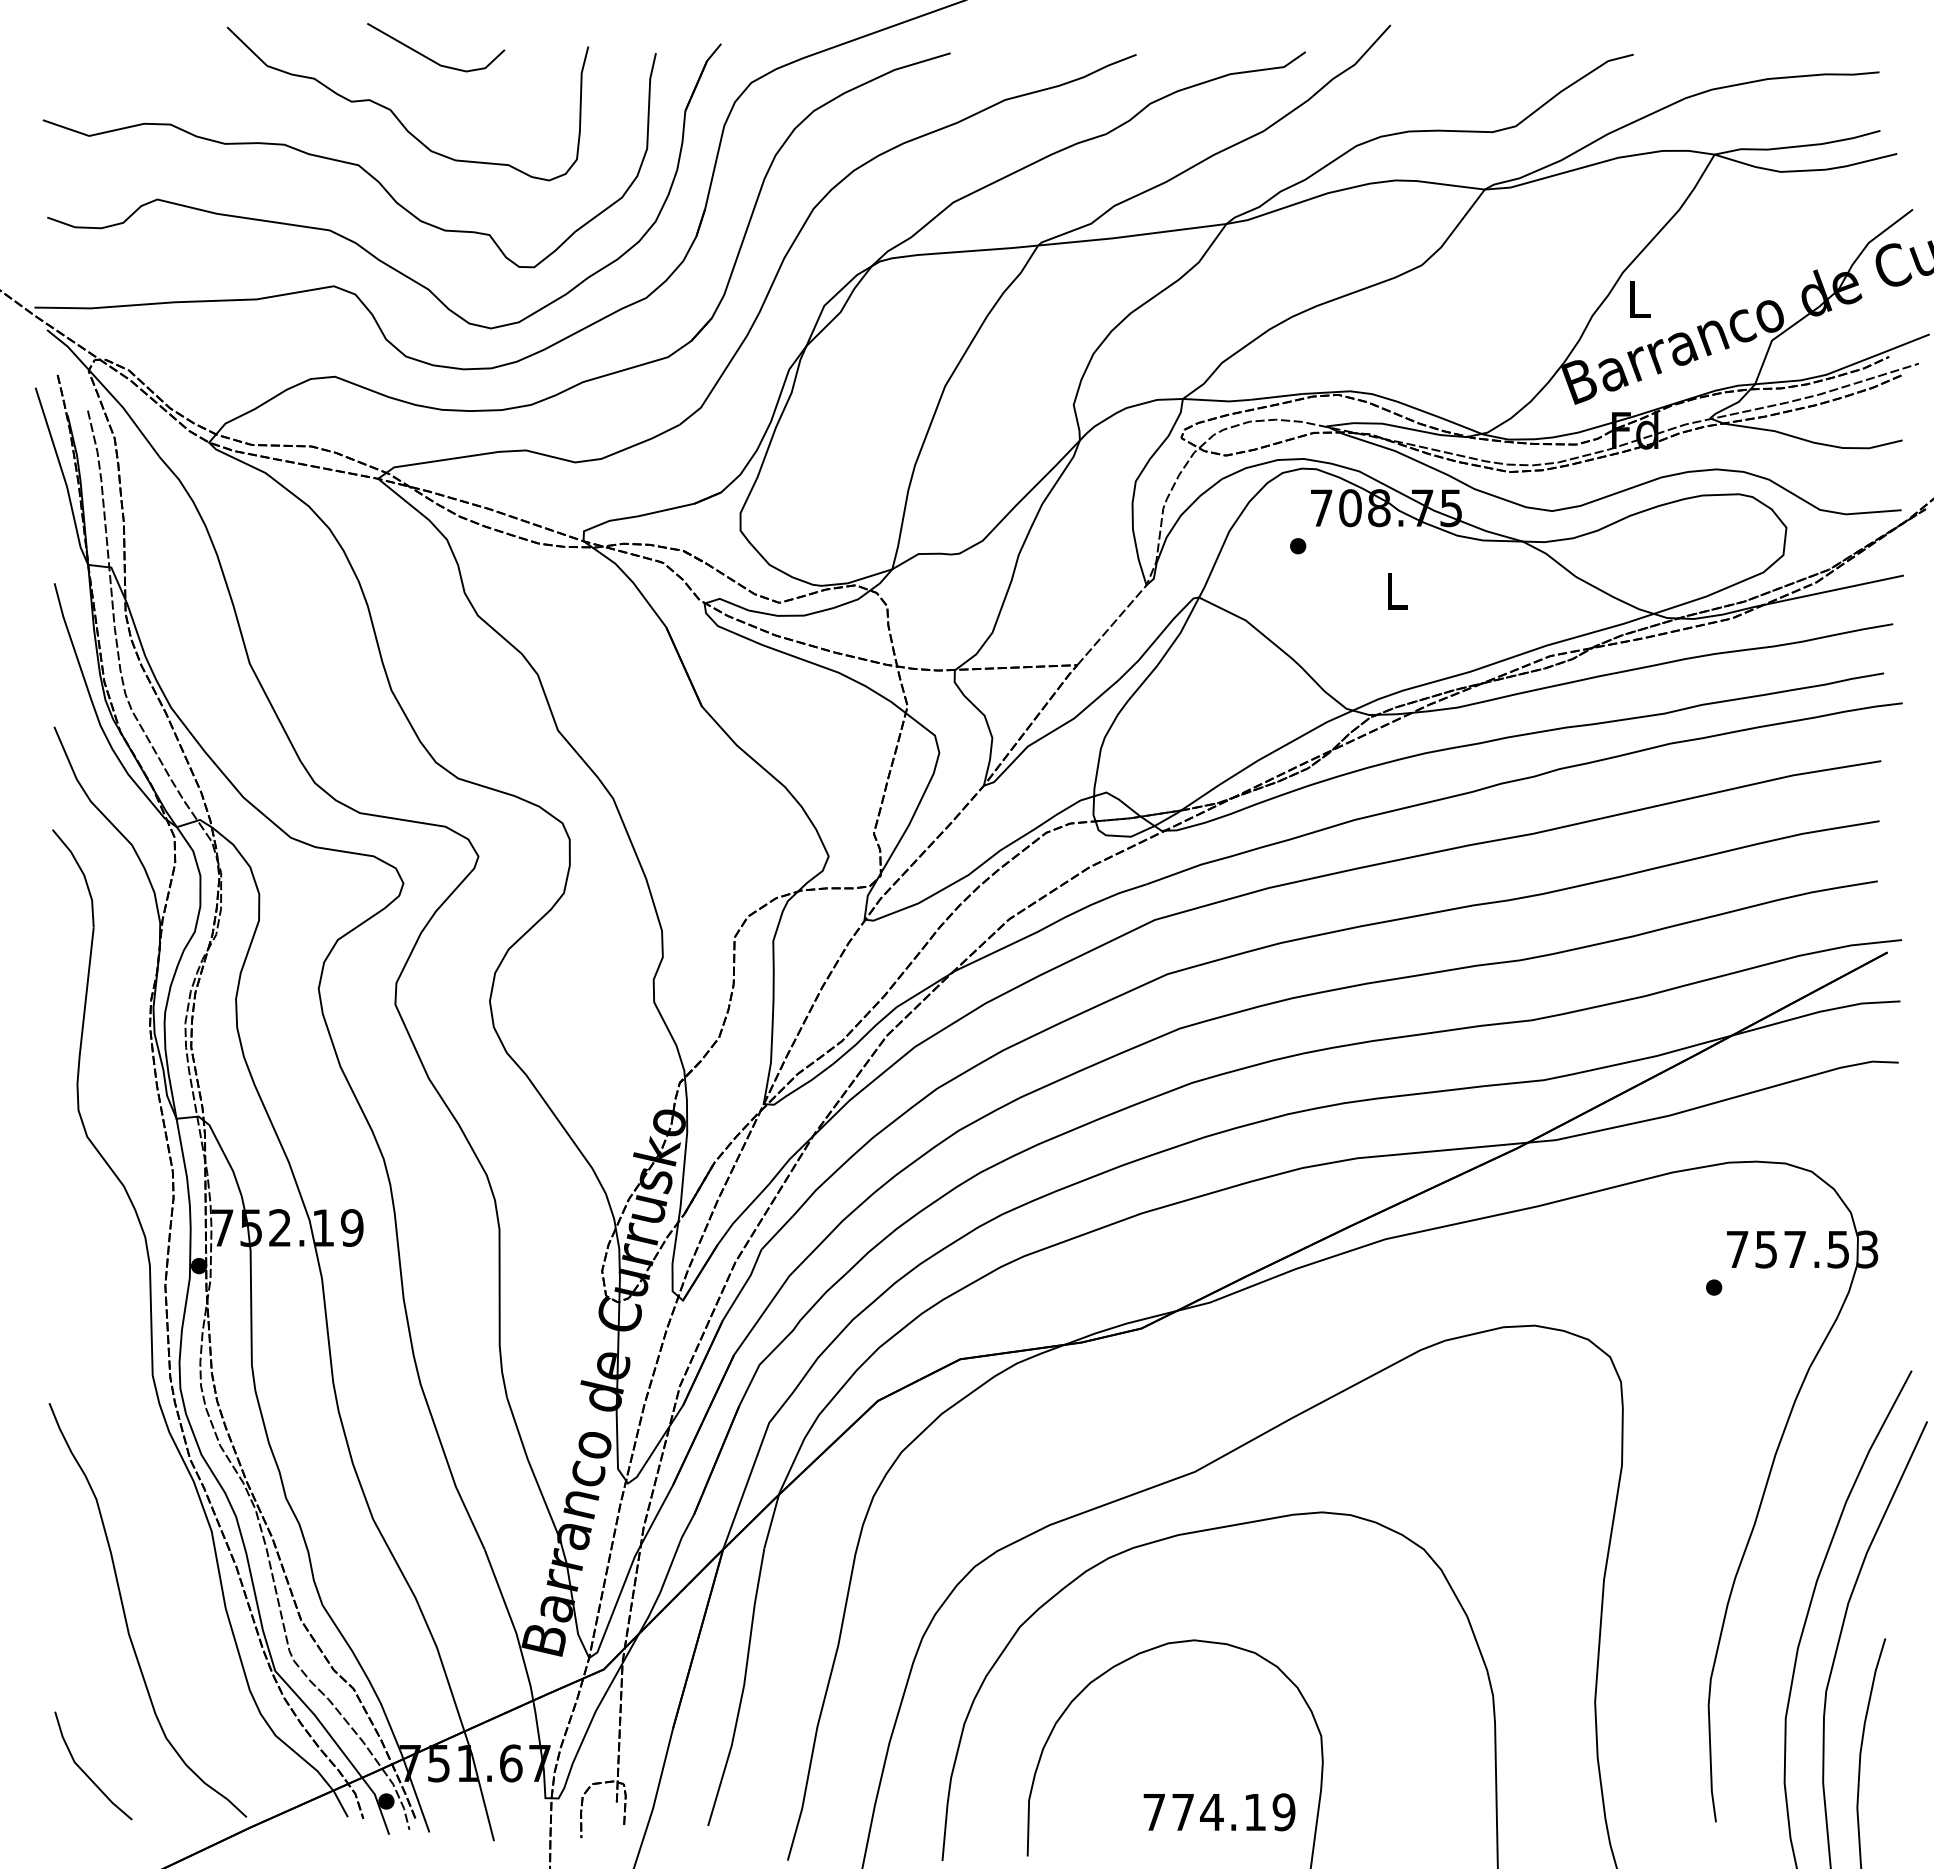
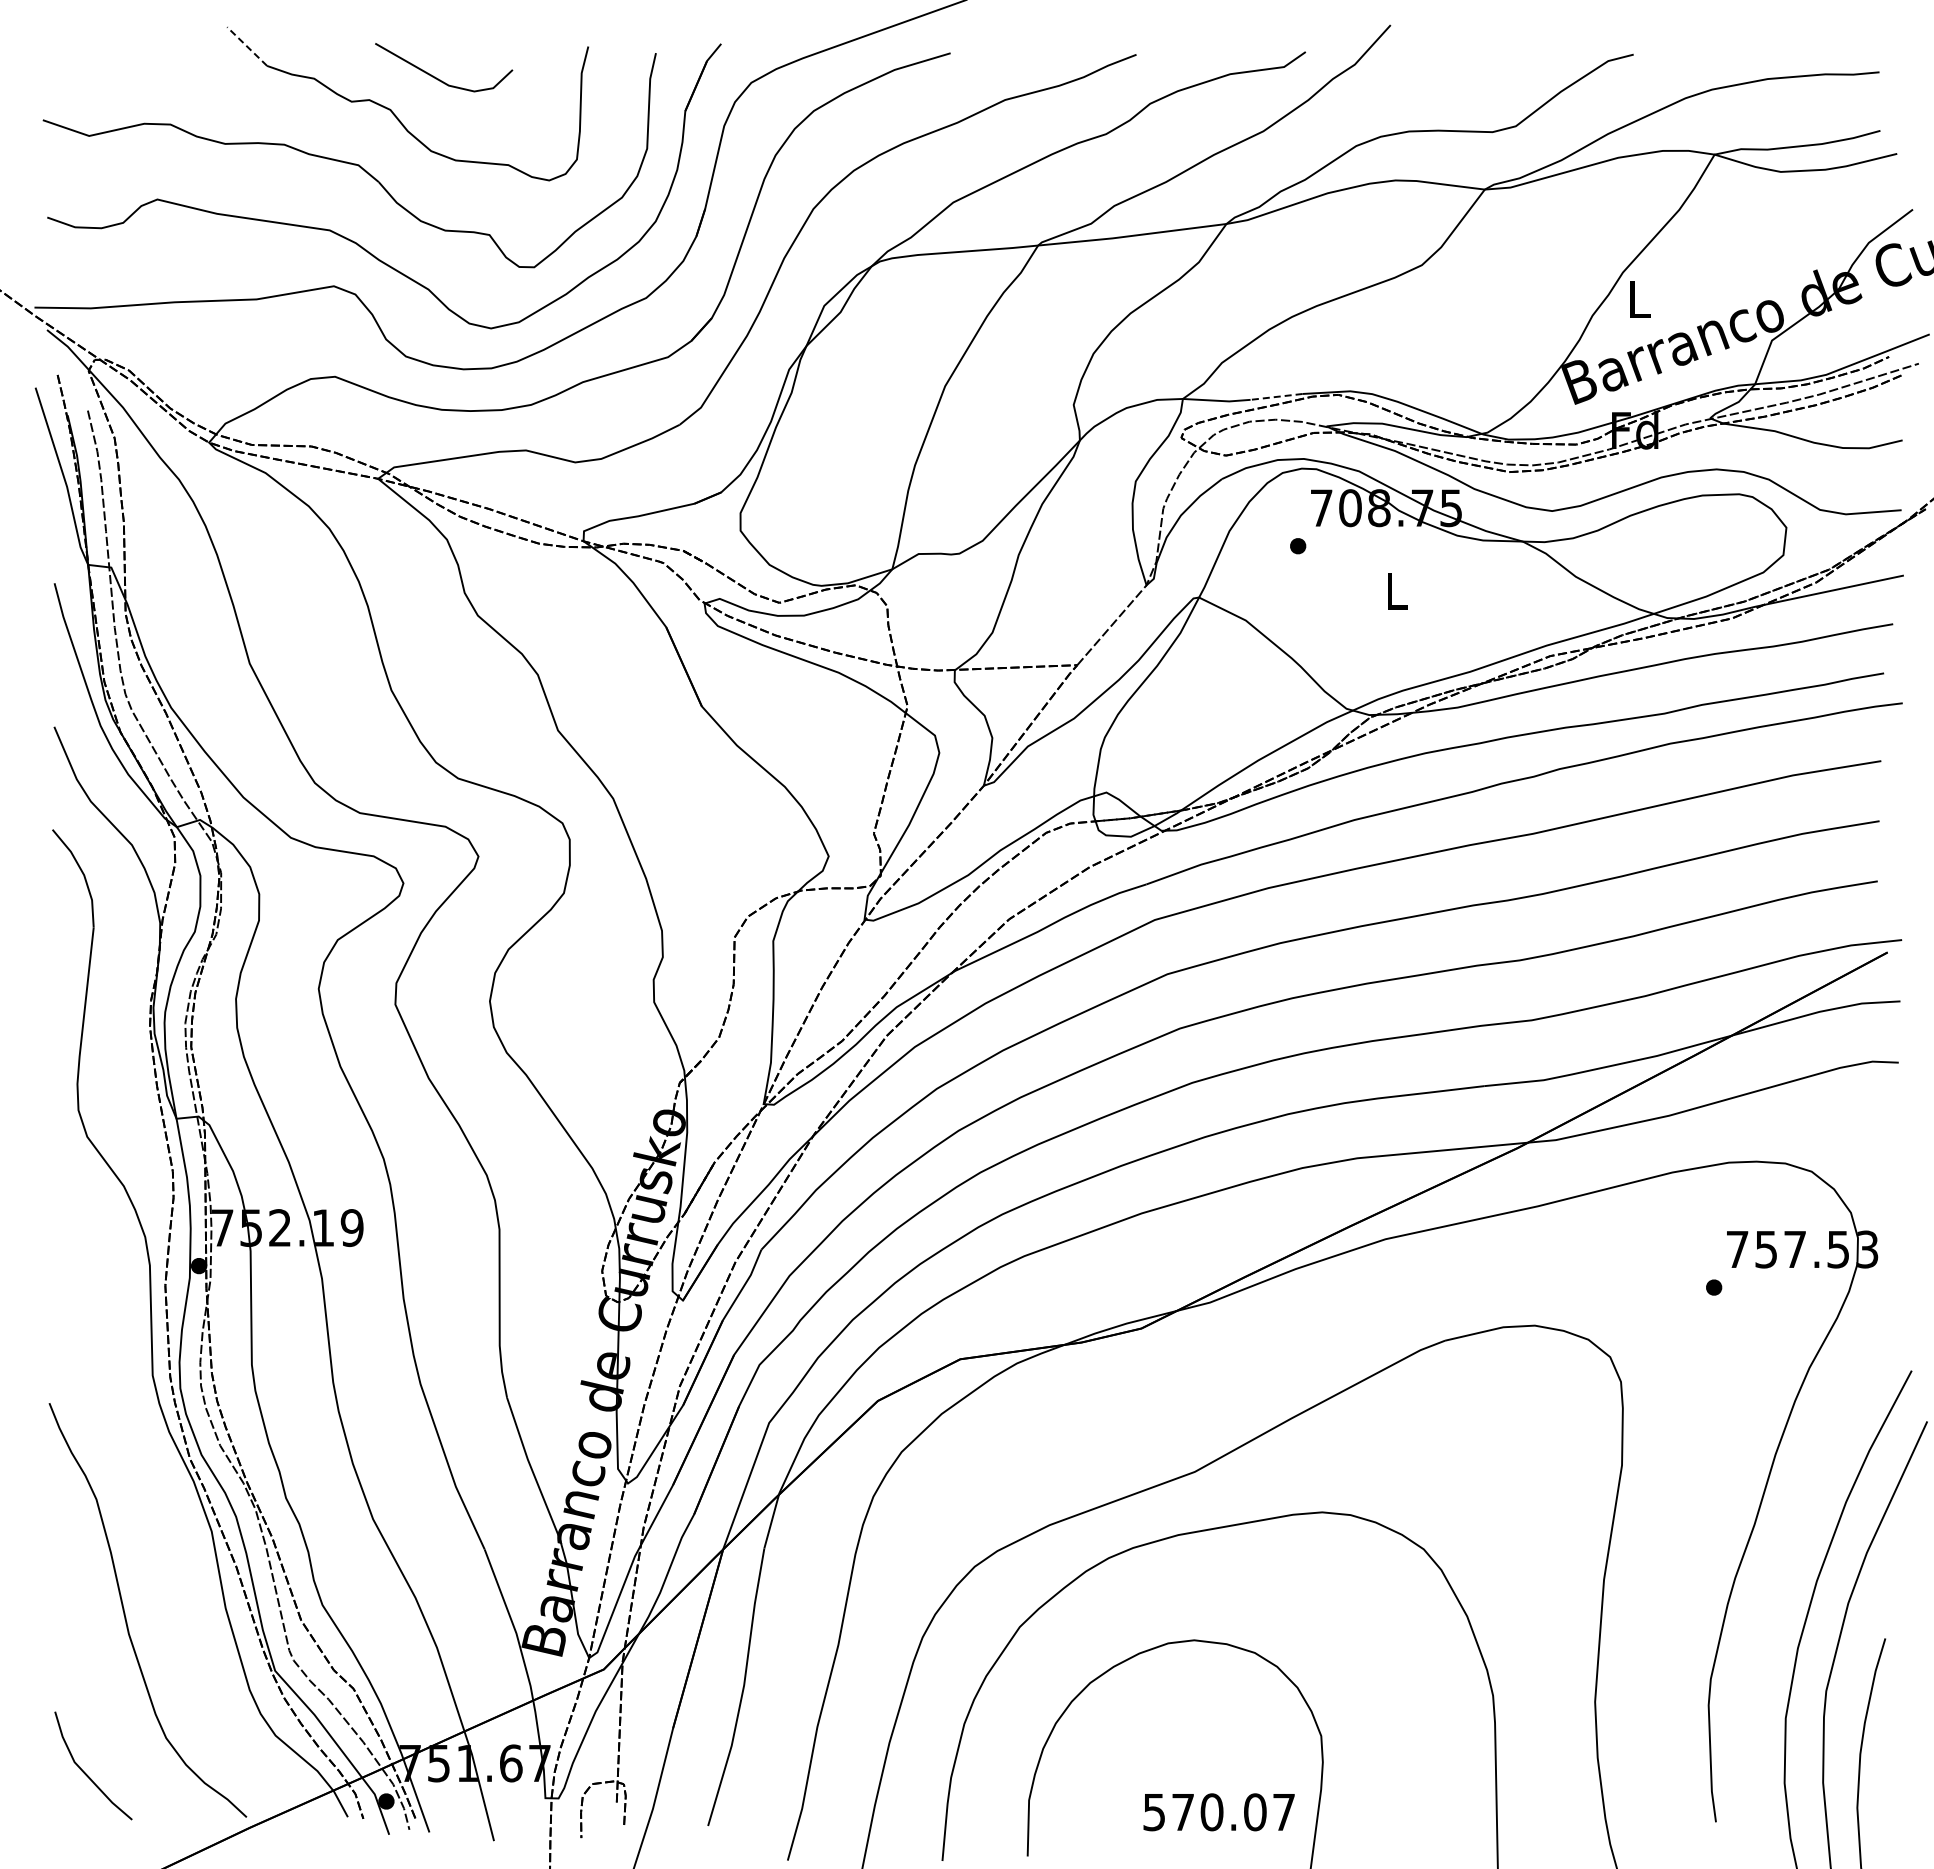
line: solid -> dashed (247, 46)
line position: (430, 58) -> (438, 78) (438, 78)
line: solid -> dashed (1276, 396)
text: 774.19 -> 570.07 (1219, 1812)
